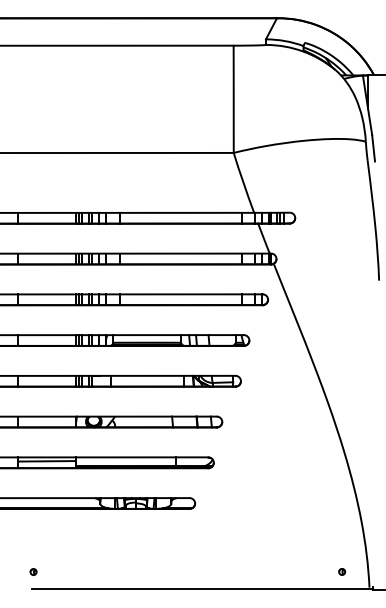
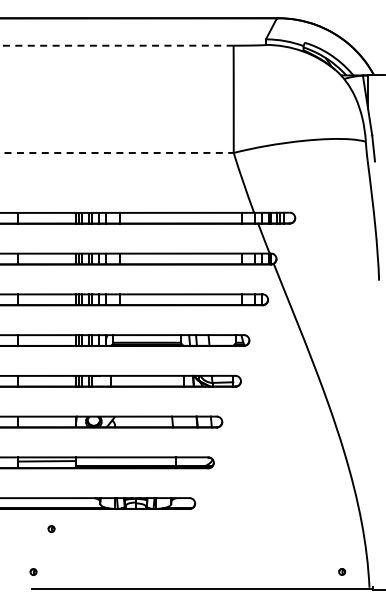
line: solid -> dashed (116, 45)
line: solid -> dashed (116, 152)
part: none -> present (51, 528)
